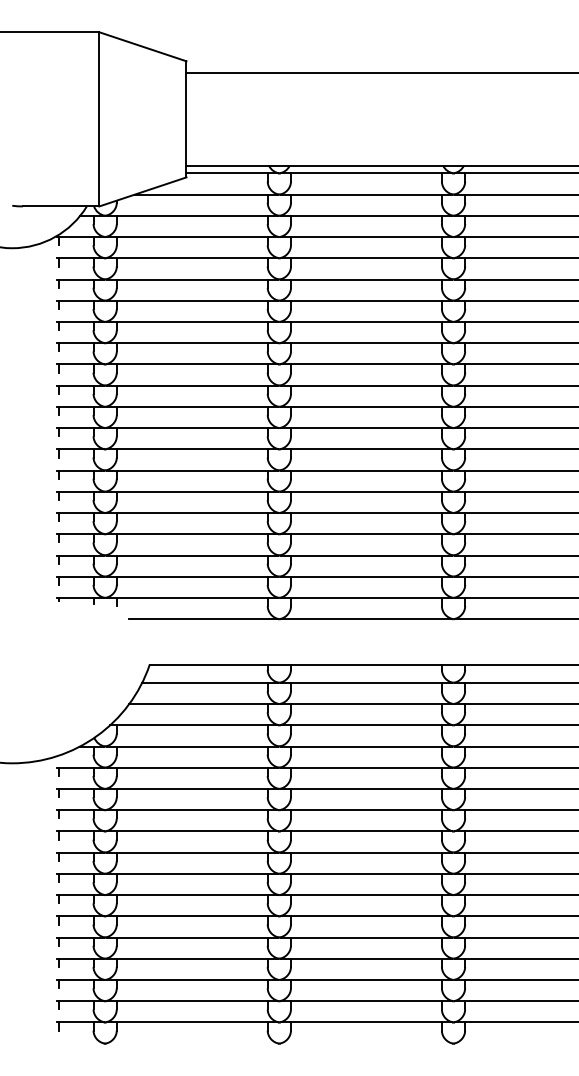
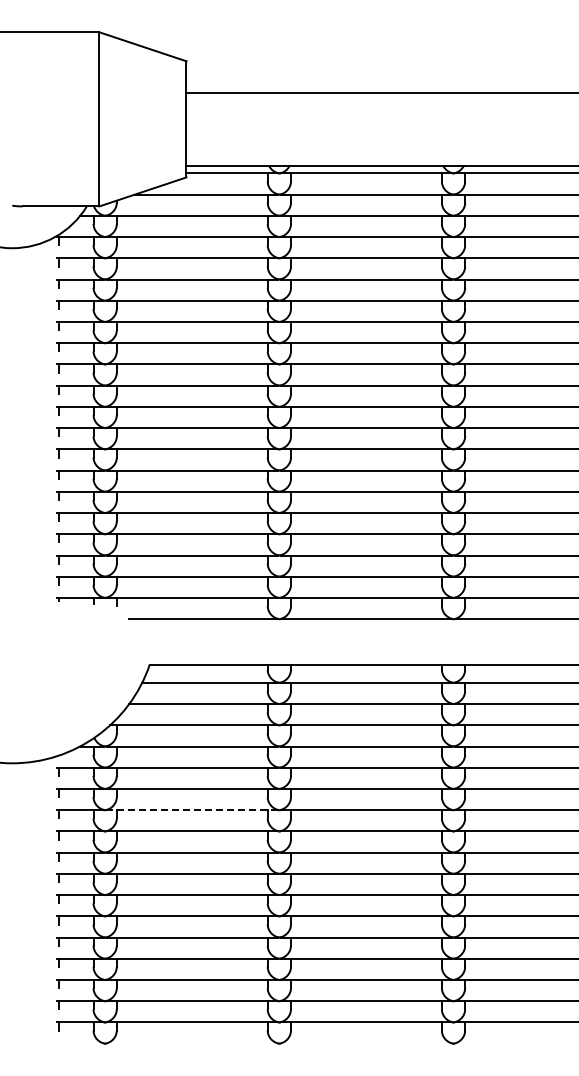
line position: (380, 72) -> (380, 92) (380, 92)
line: solid -> dashed (192, 810)
